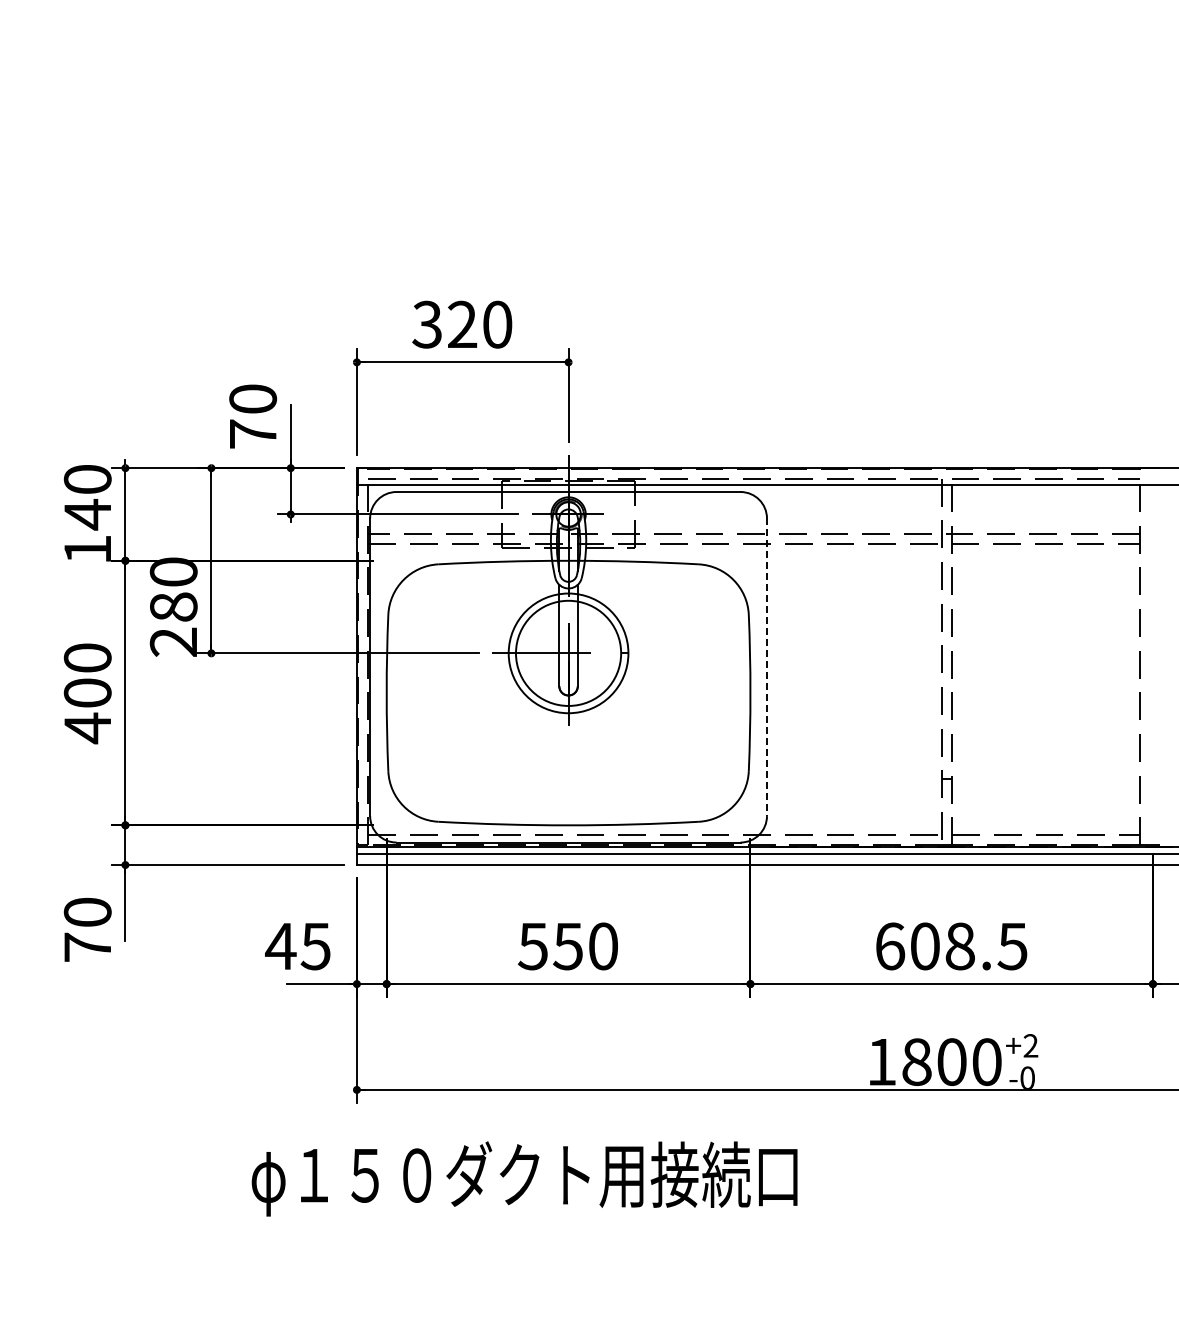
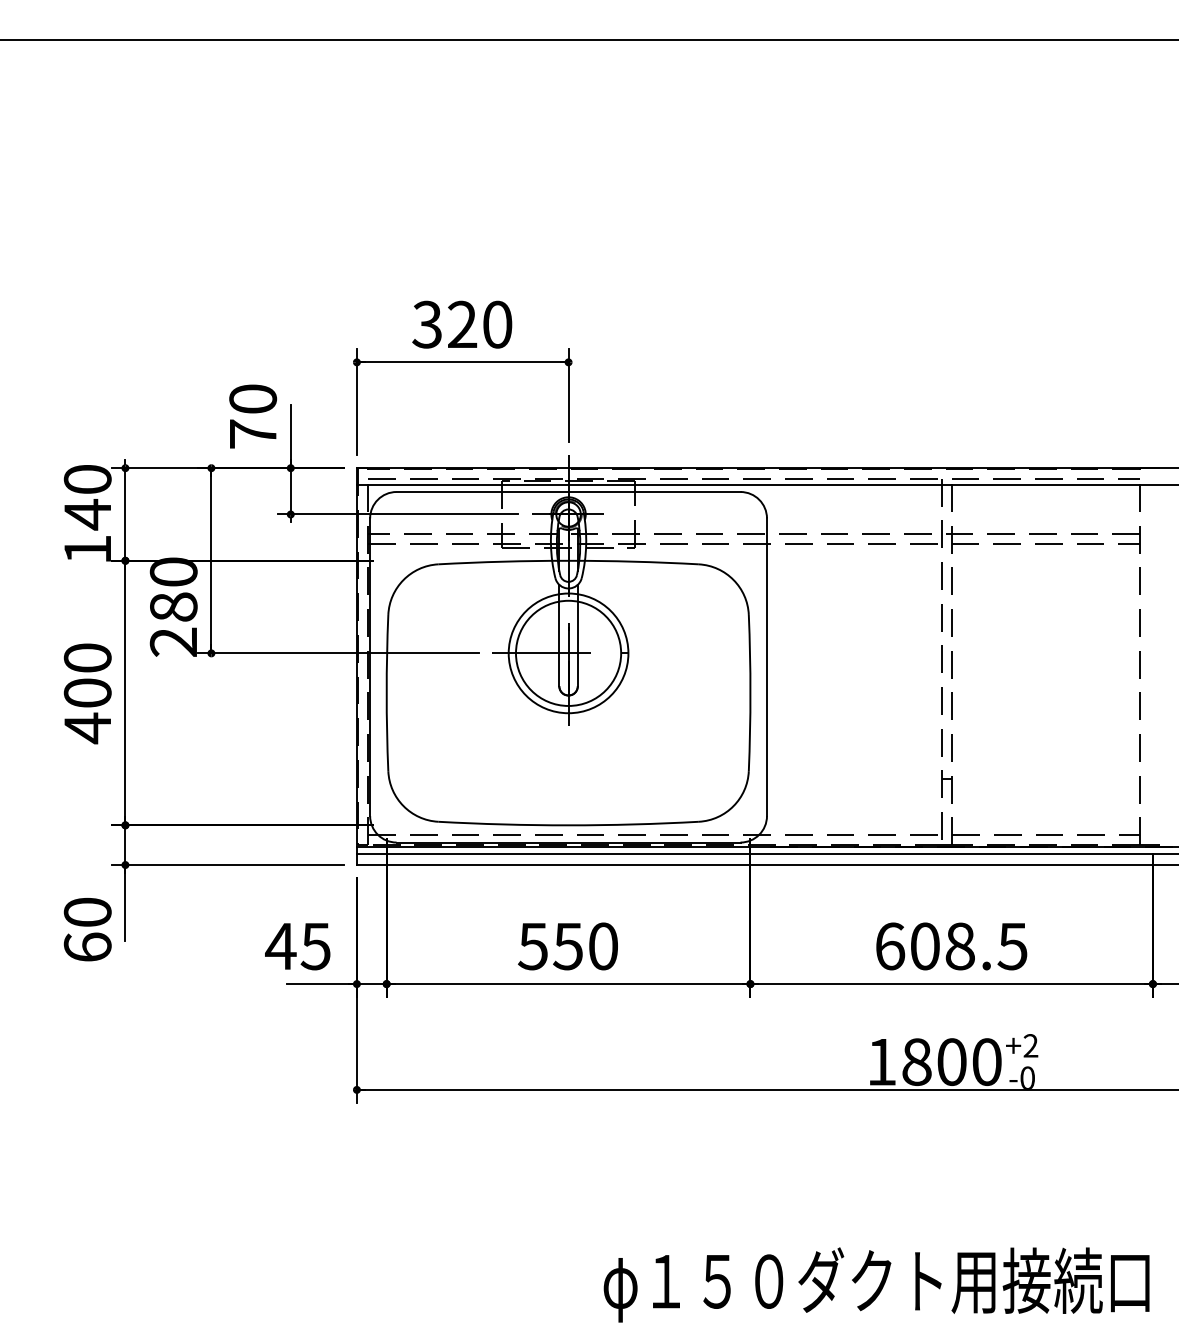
line: none -> present (588, 39)
line: dashed -> solid (767, 667)
text: 70 -> 60 (87, 946)
text position: (524, 1178) -> (876, 1284) (876, 1284)
